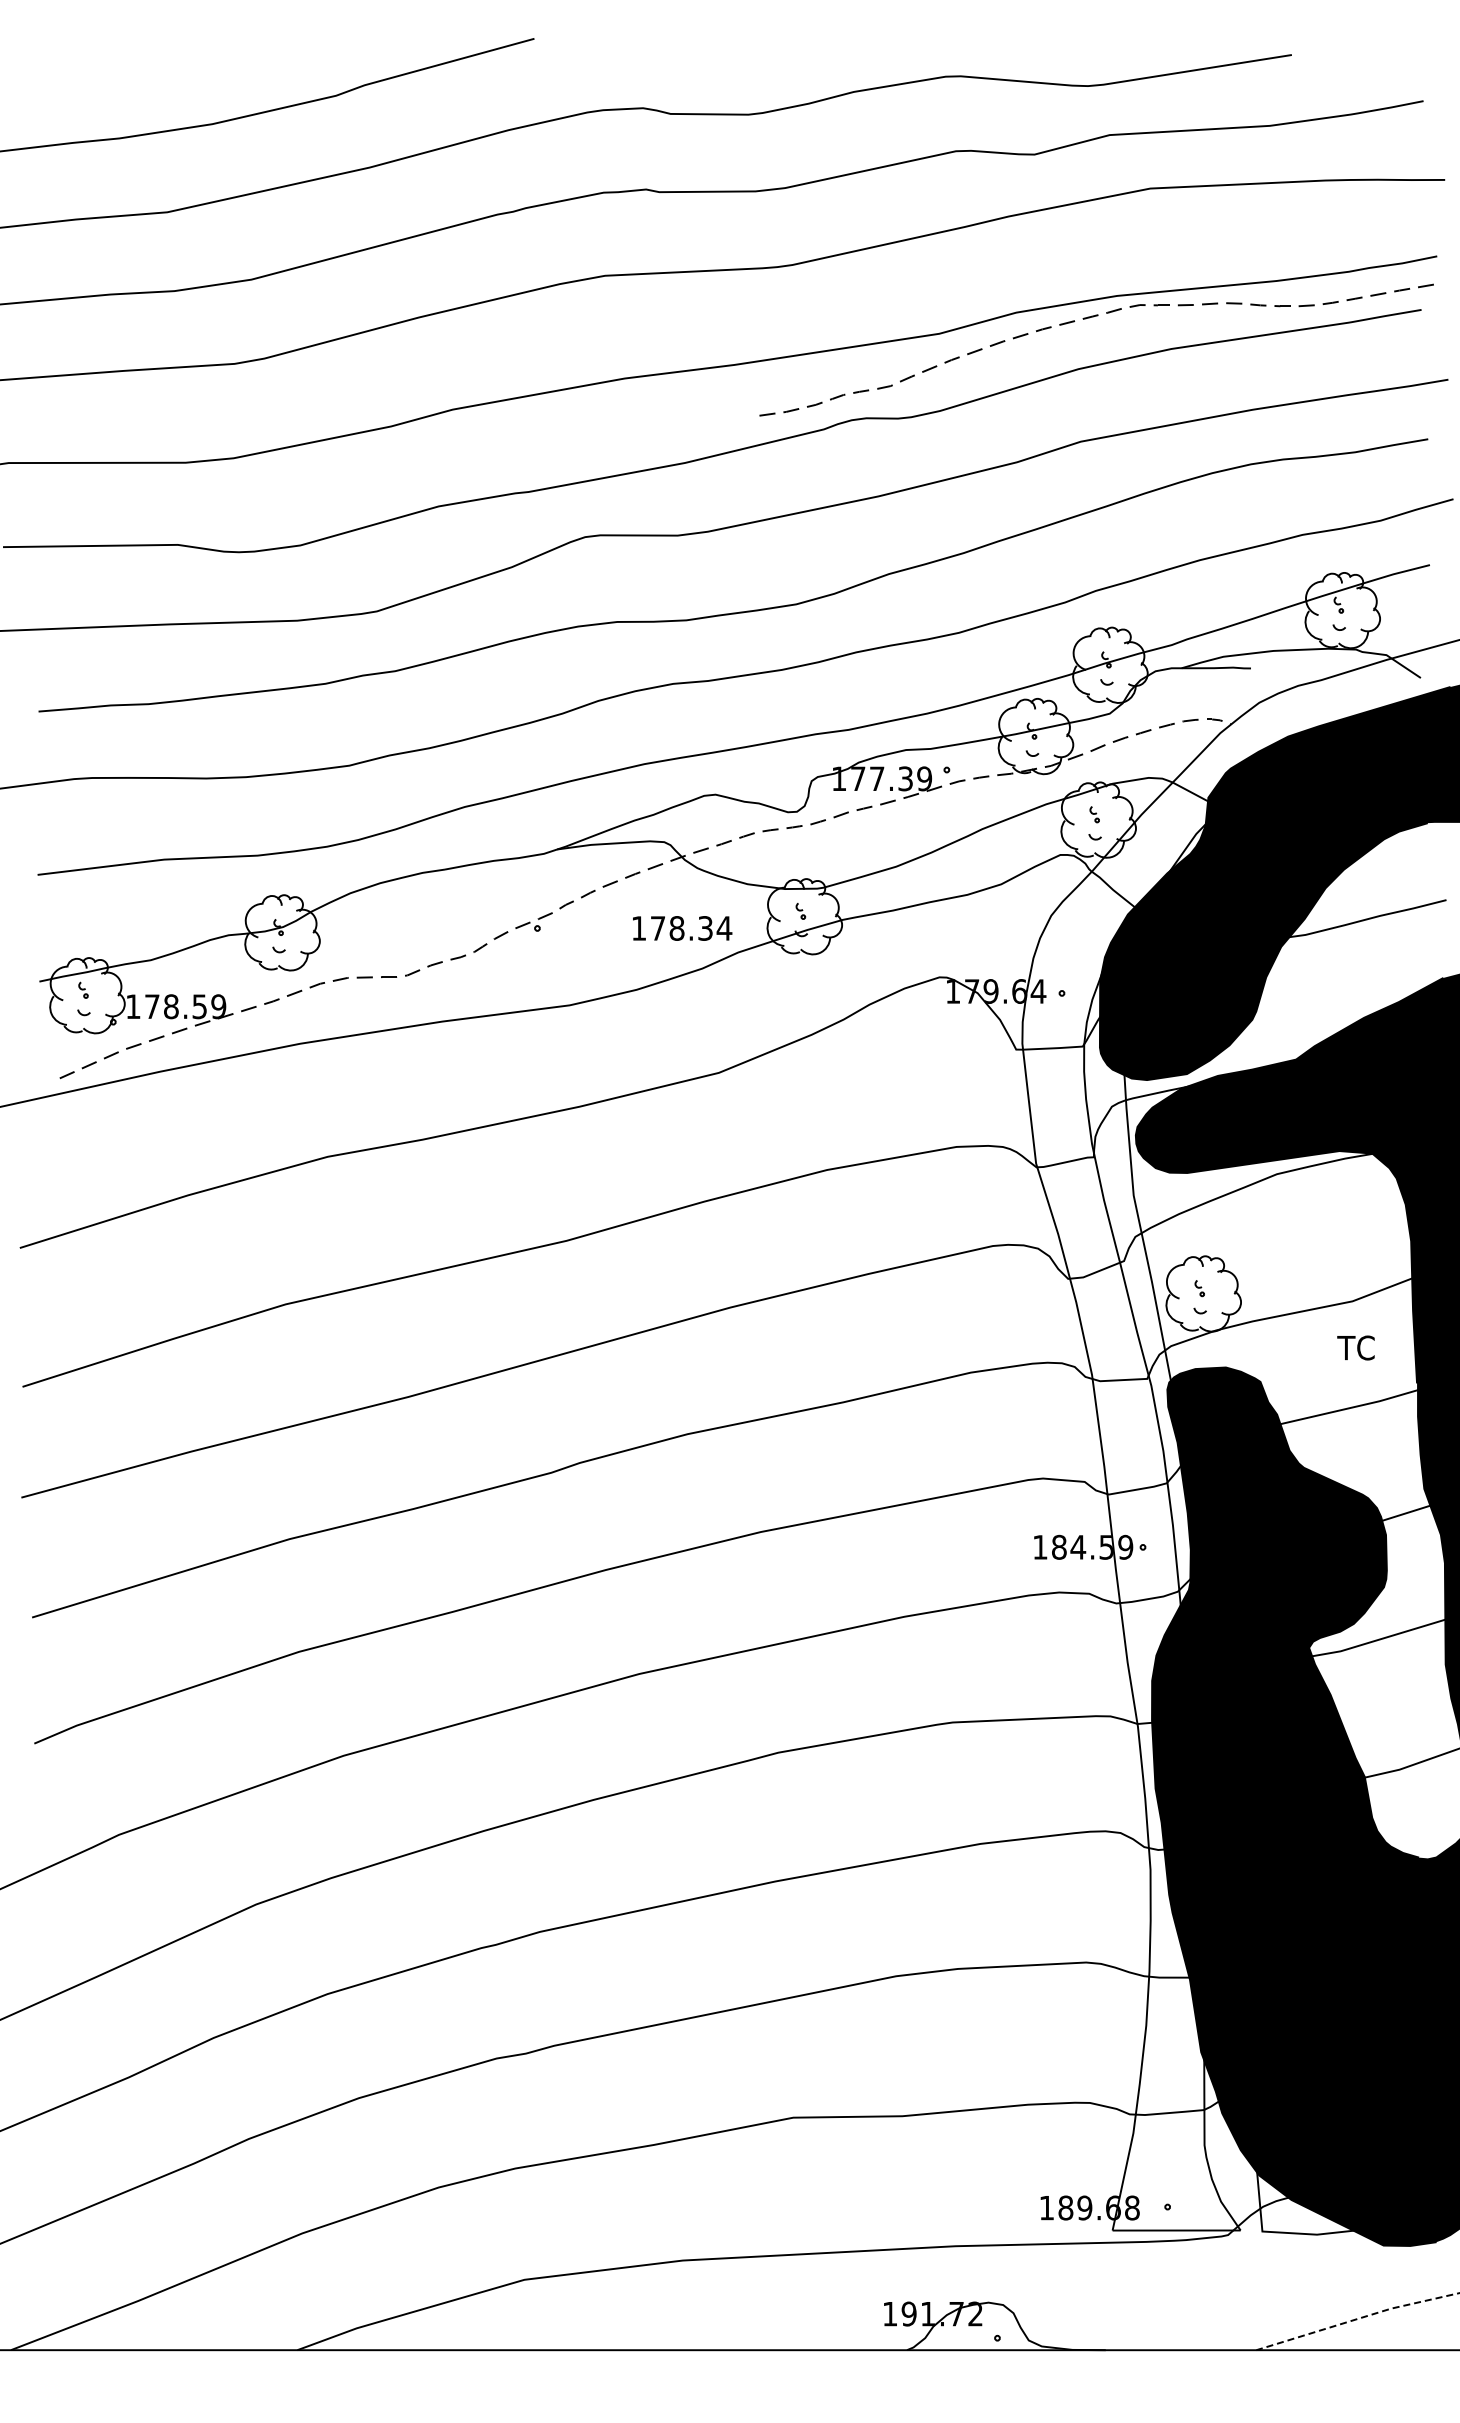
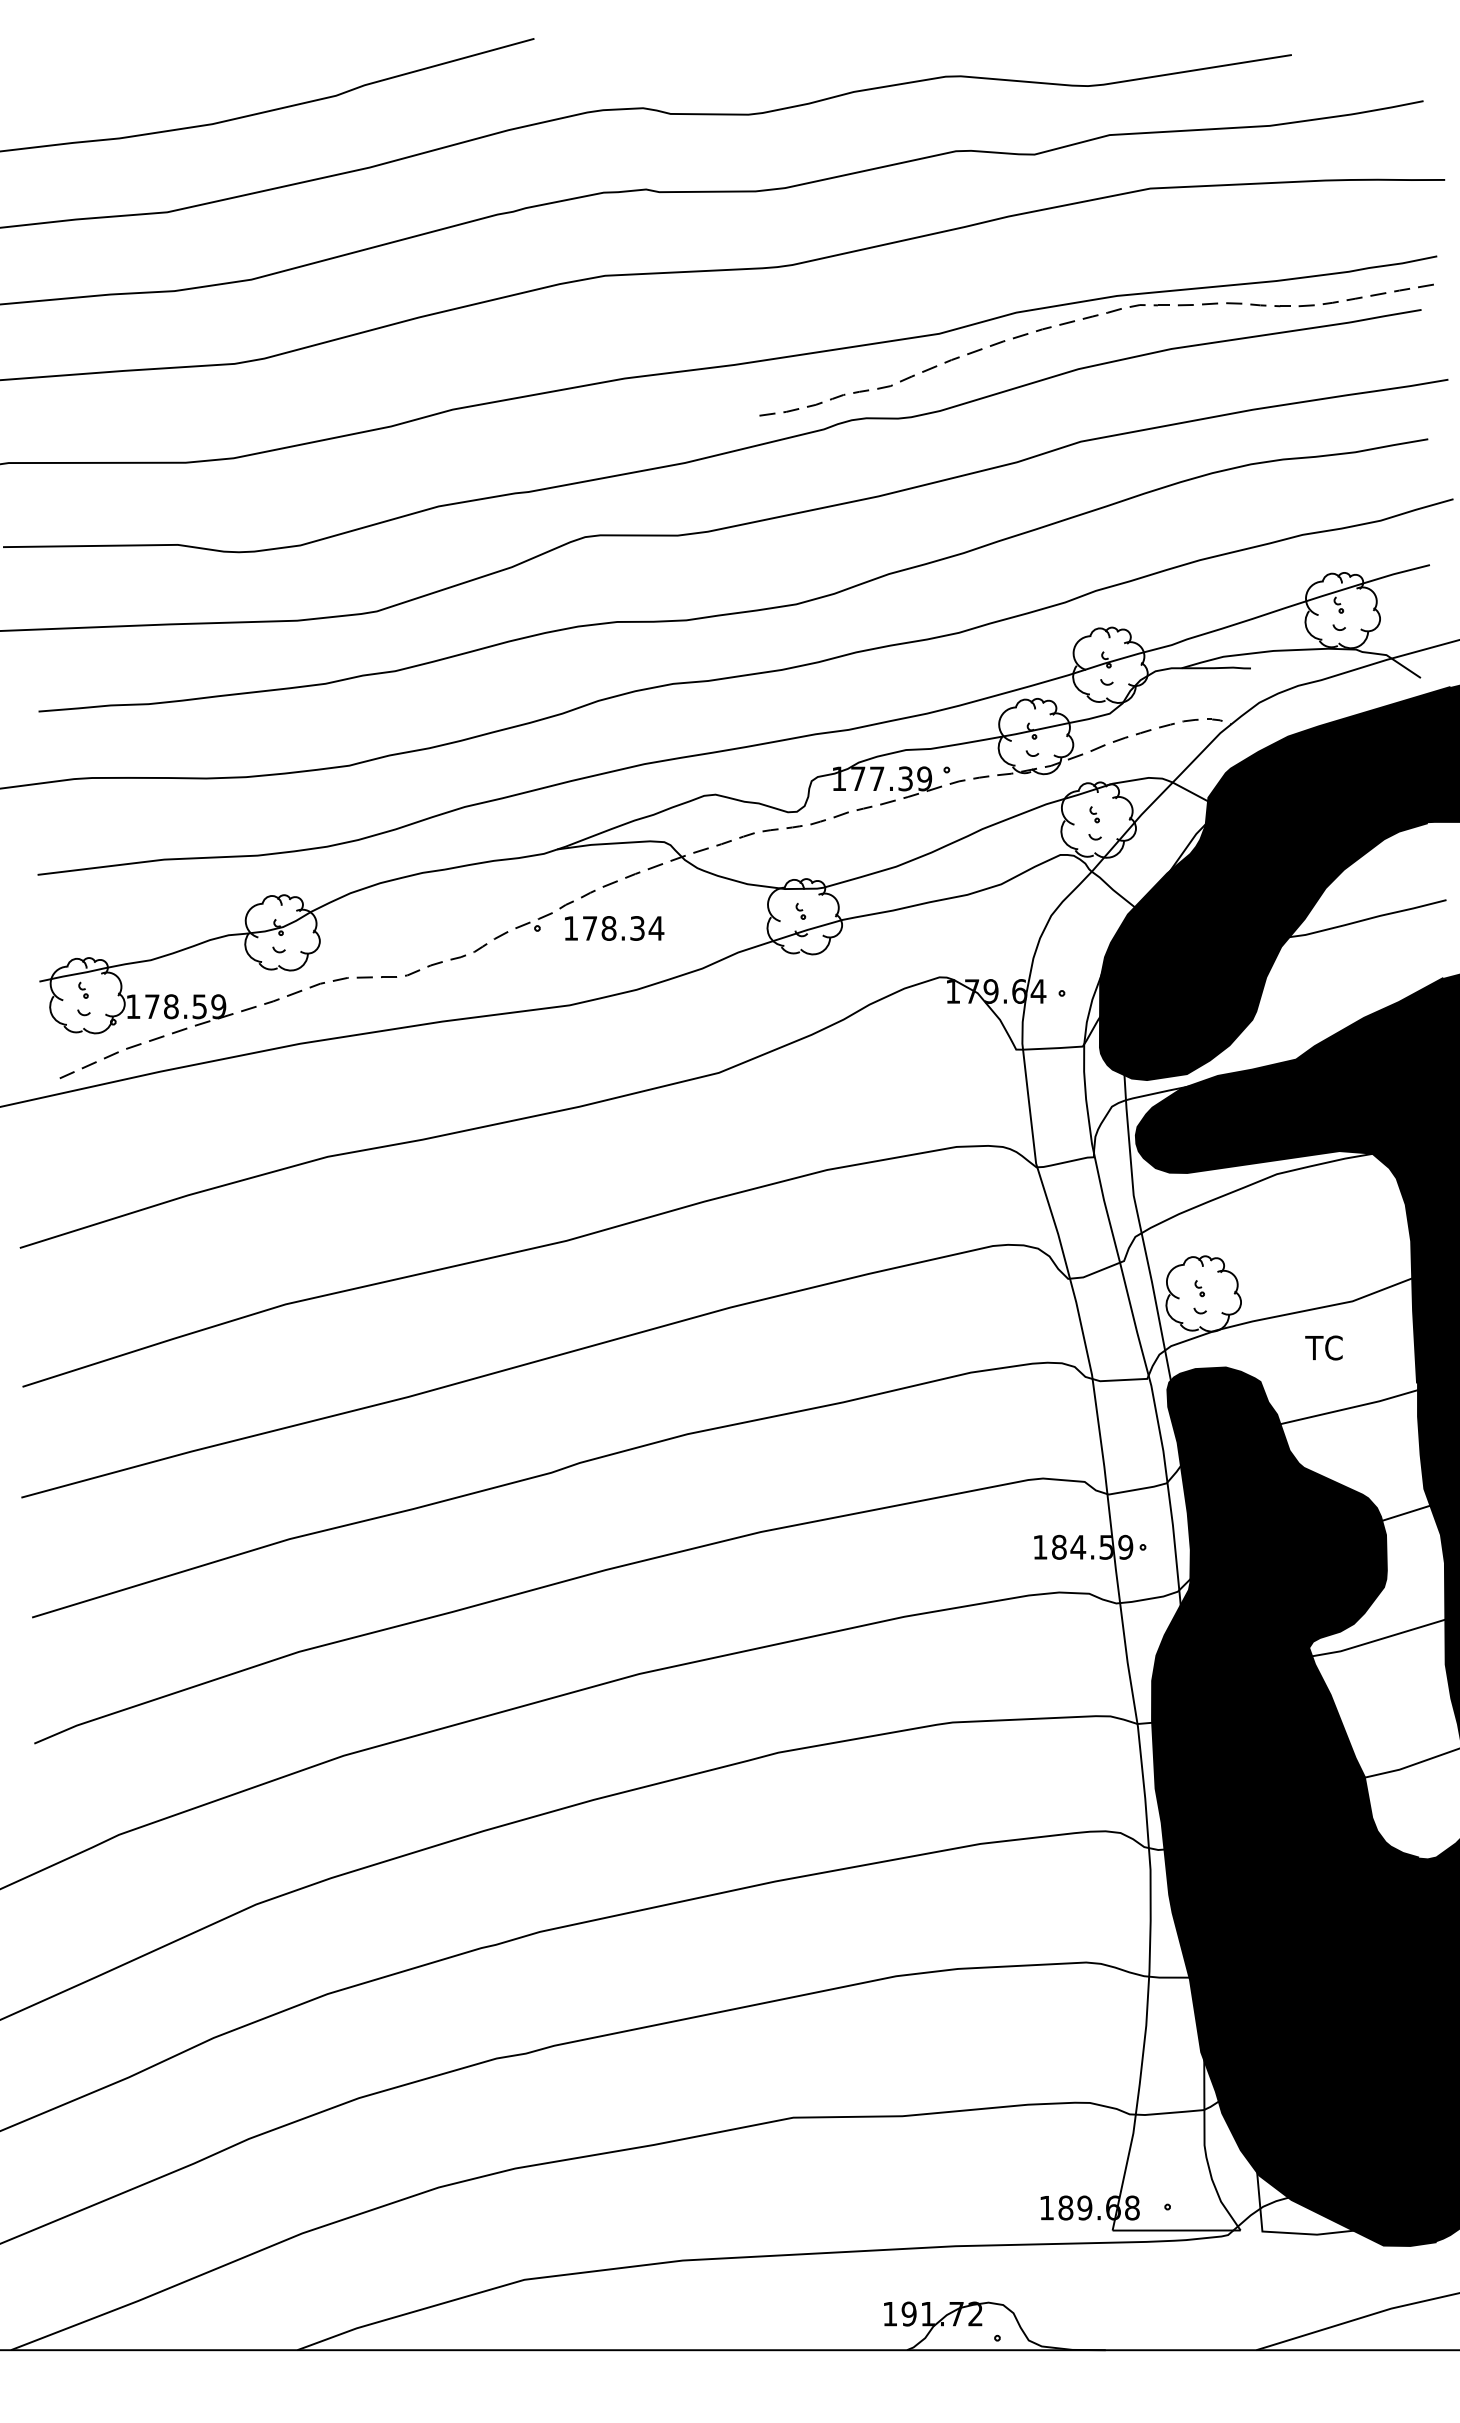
text position: (682, 928) -> (614, 928) (614, 928)
text position: (1355, 1347) -> (1323, 1347) (1323, 1347)
line: dashed -> solid (1357, 2319)
